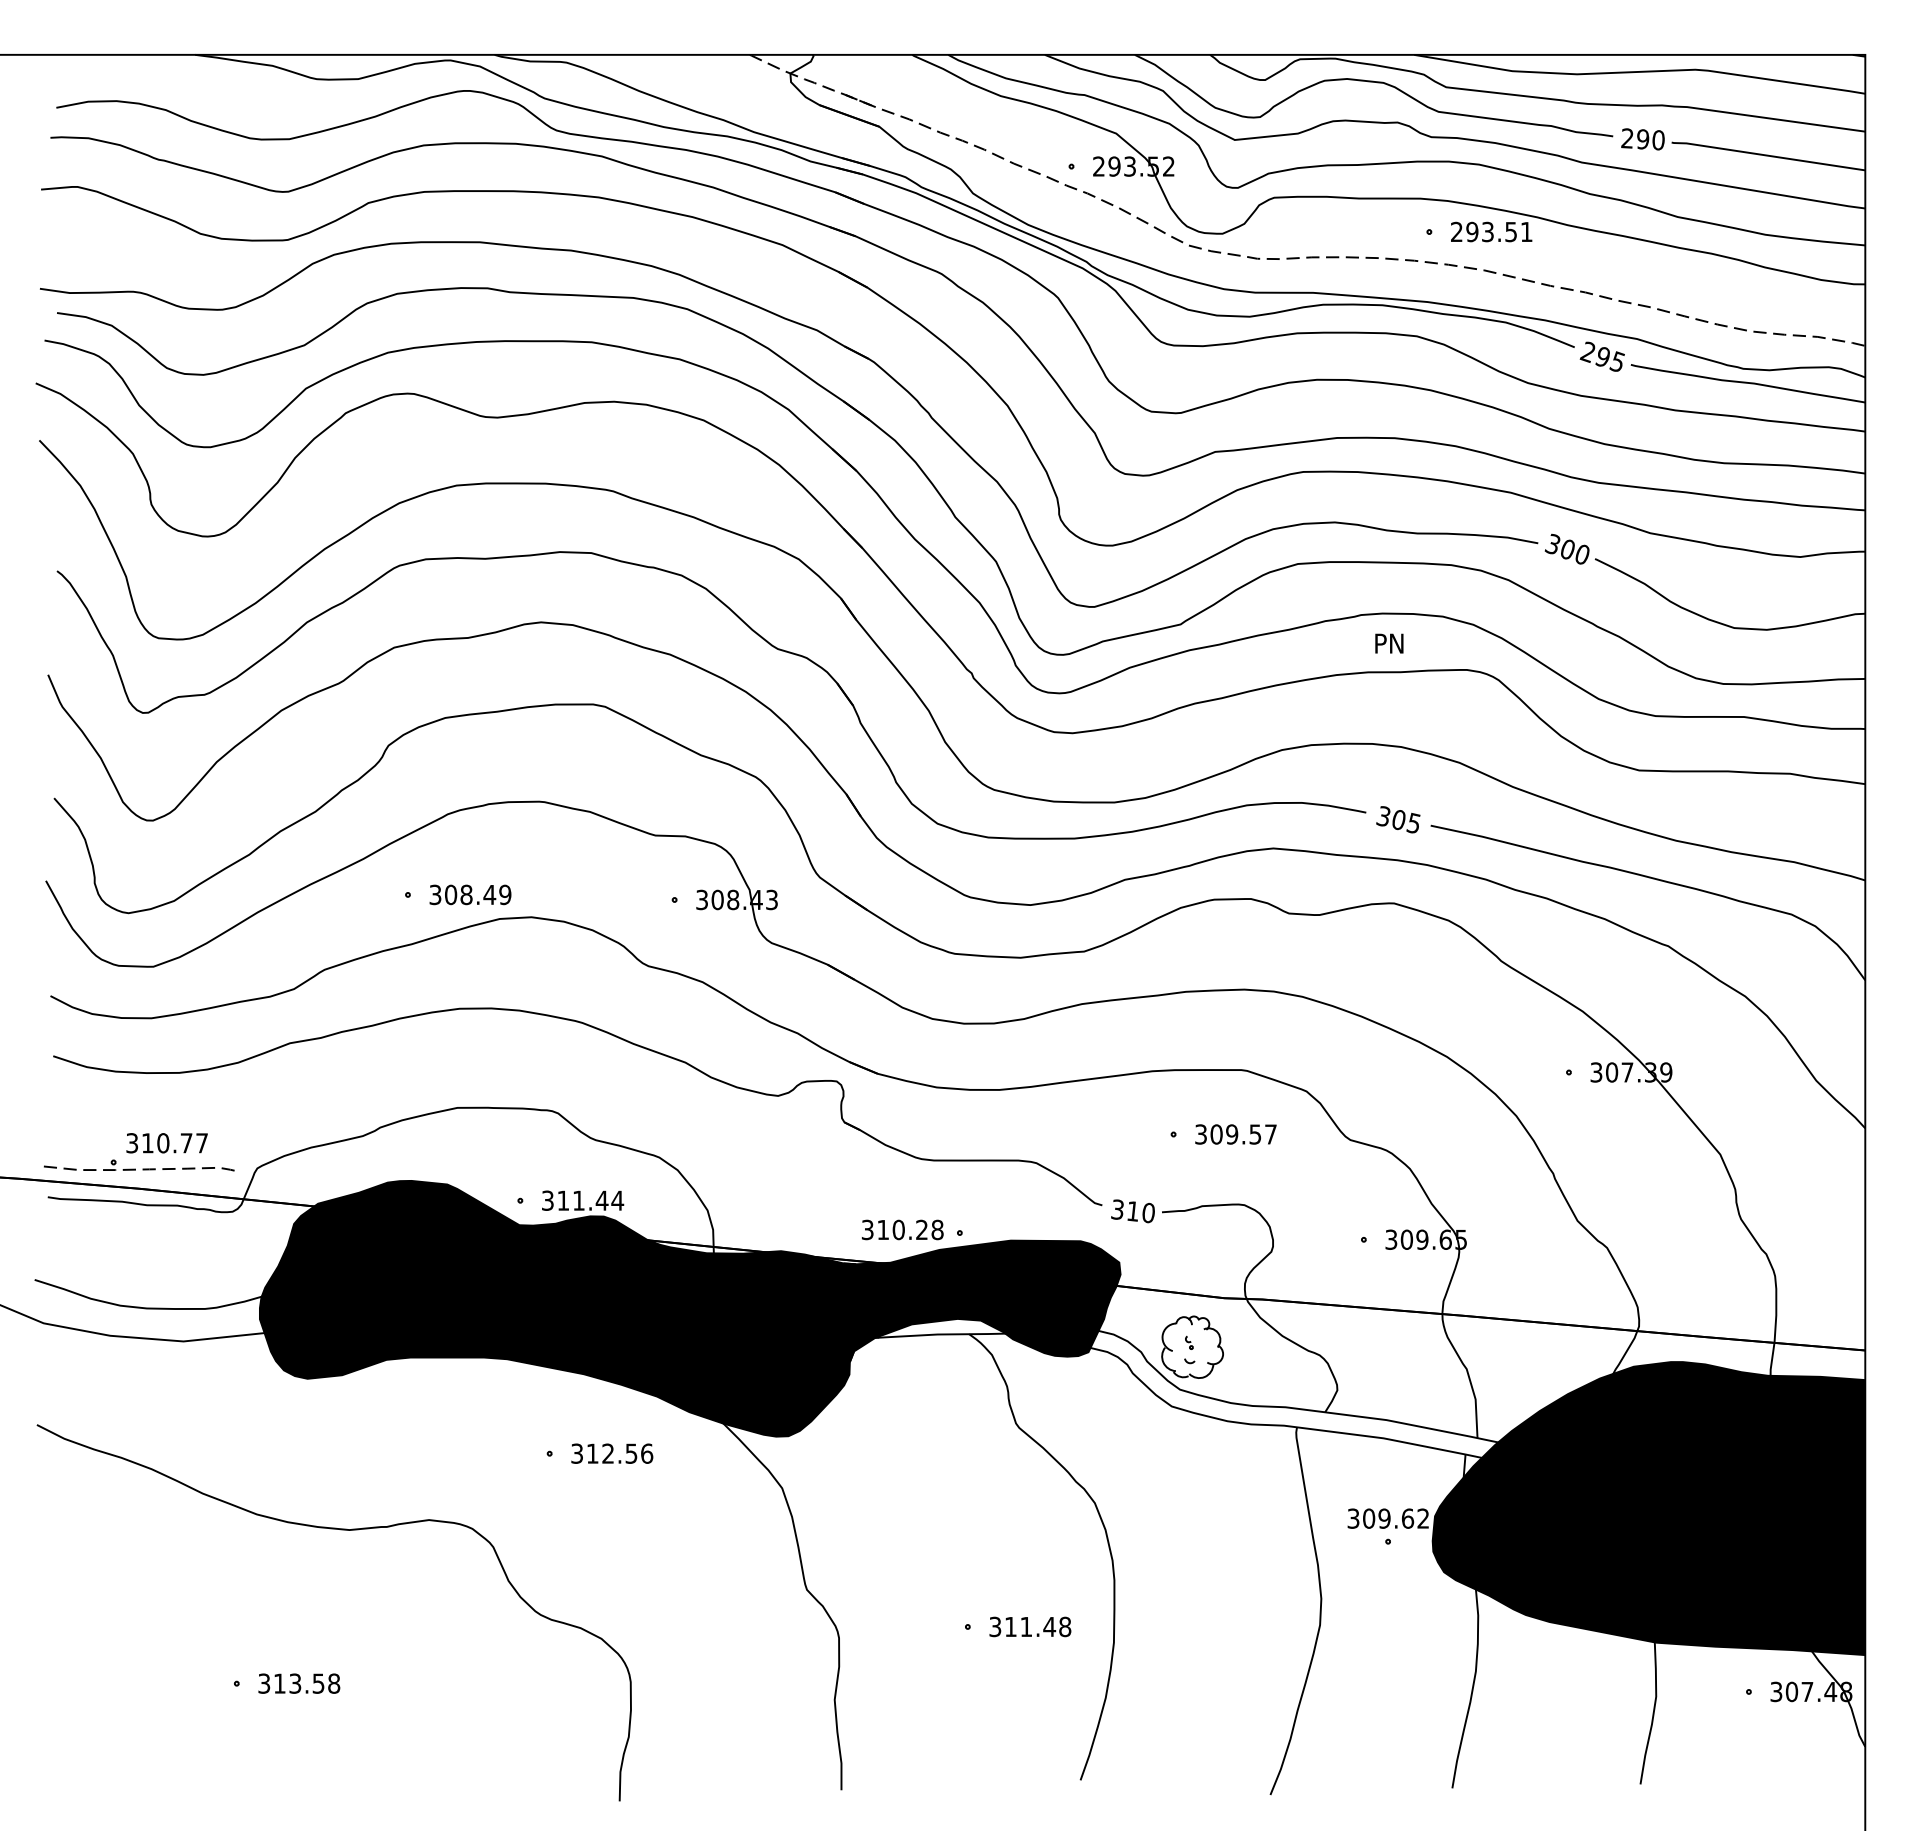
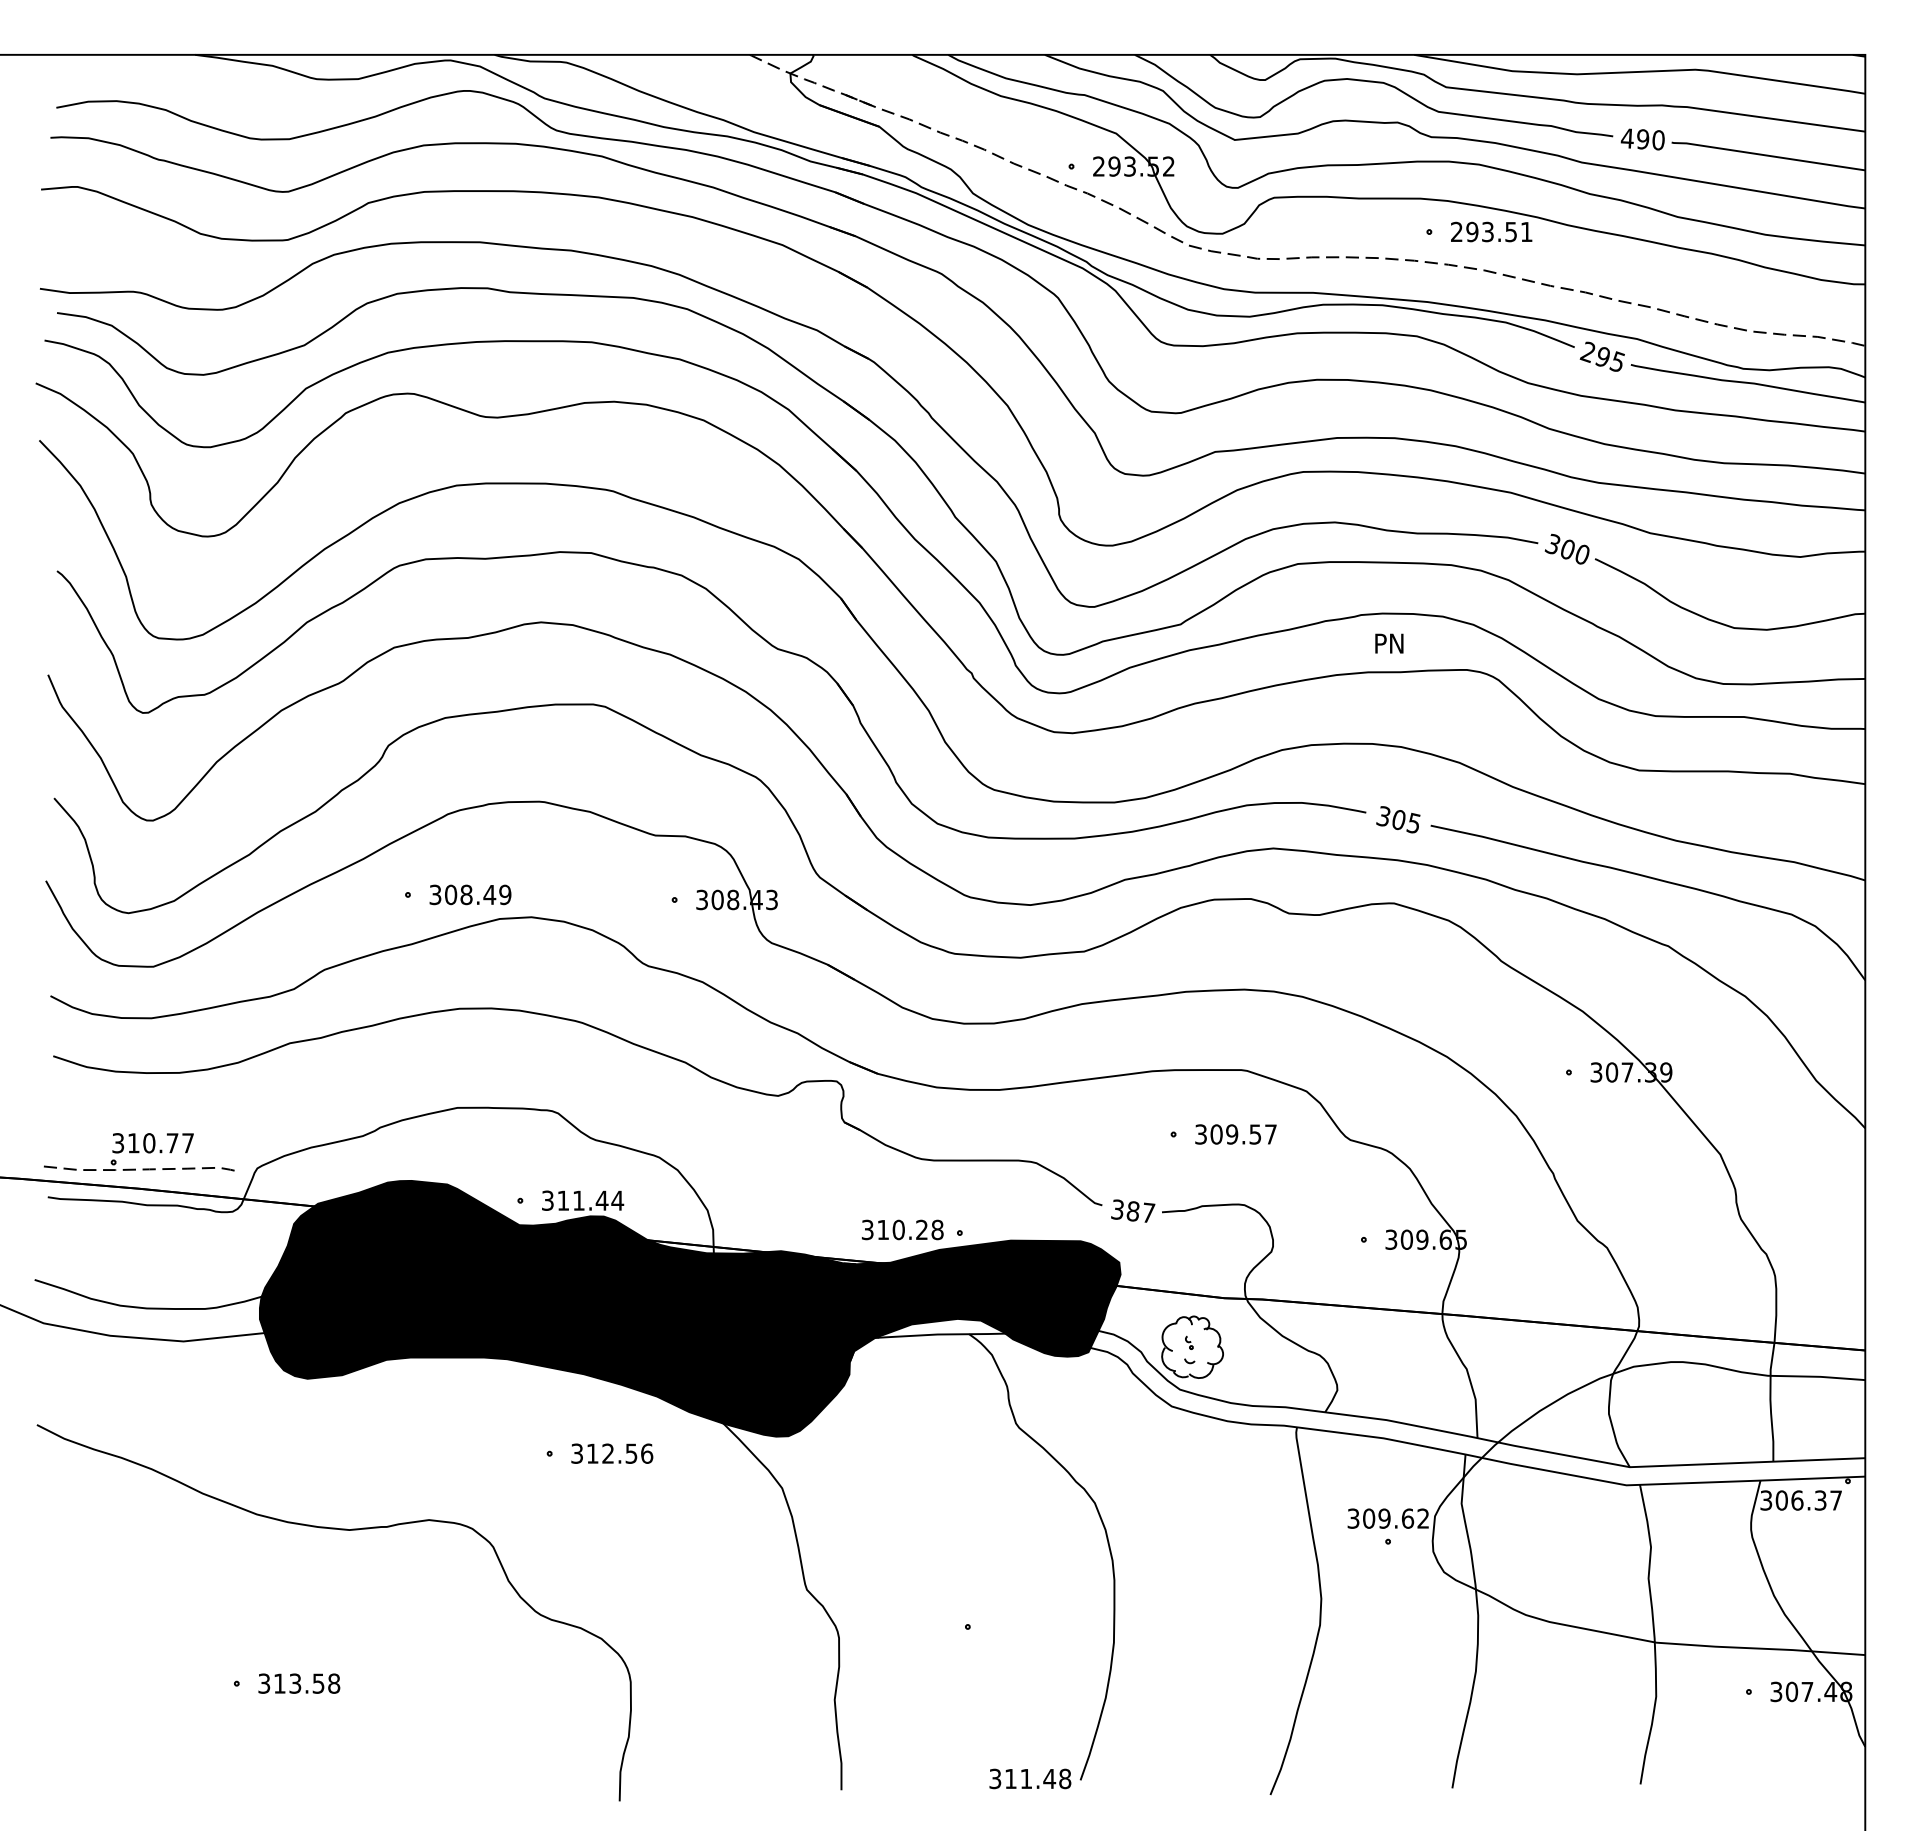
text: 290 -> 490 (1626, 138)
text position: (166, 1143) -> (152, 1143) (152, 1143)
text: 310 -> 387 (1140, 1212)
fill: present -> none (1648, 1508)
text position: (1030, 1626) -> (1030, 1778) (1030, 1778)
